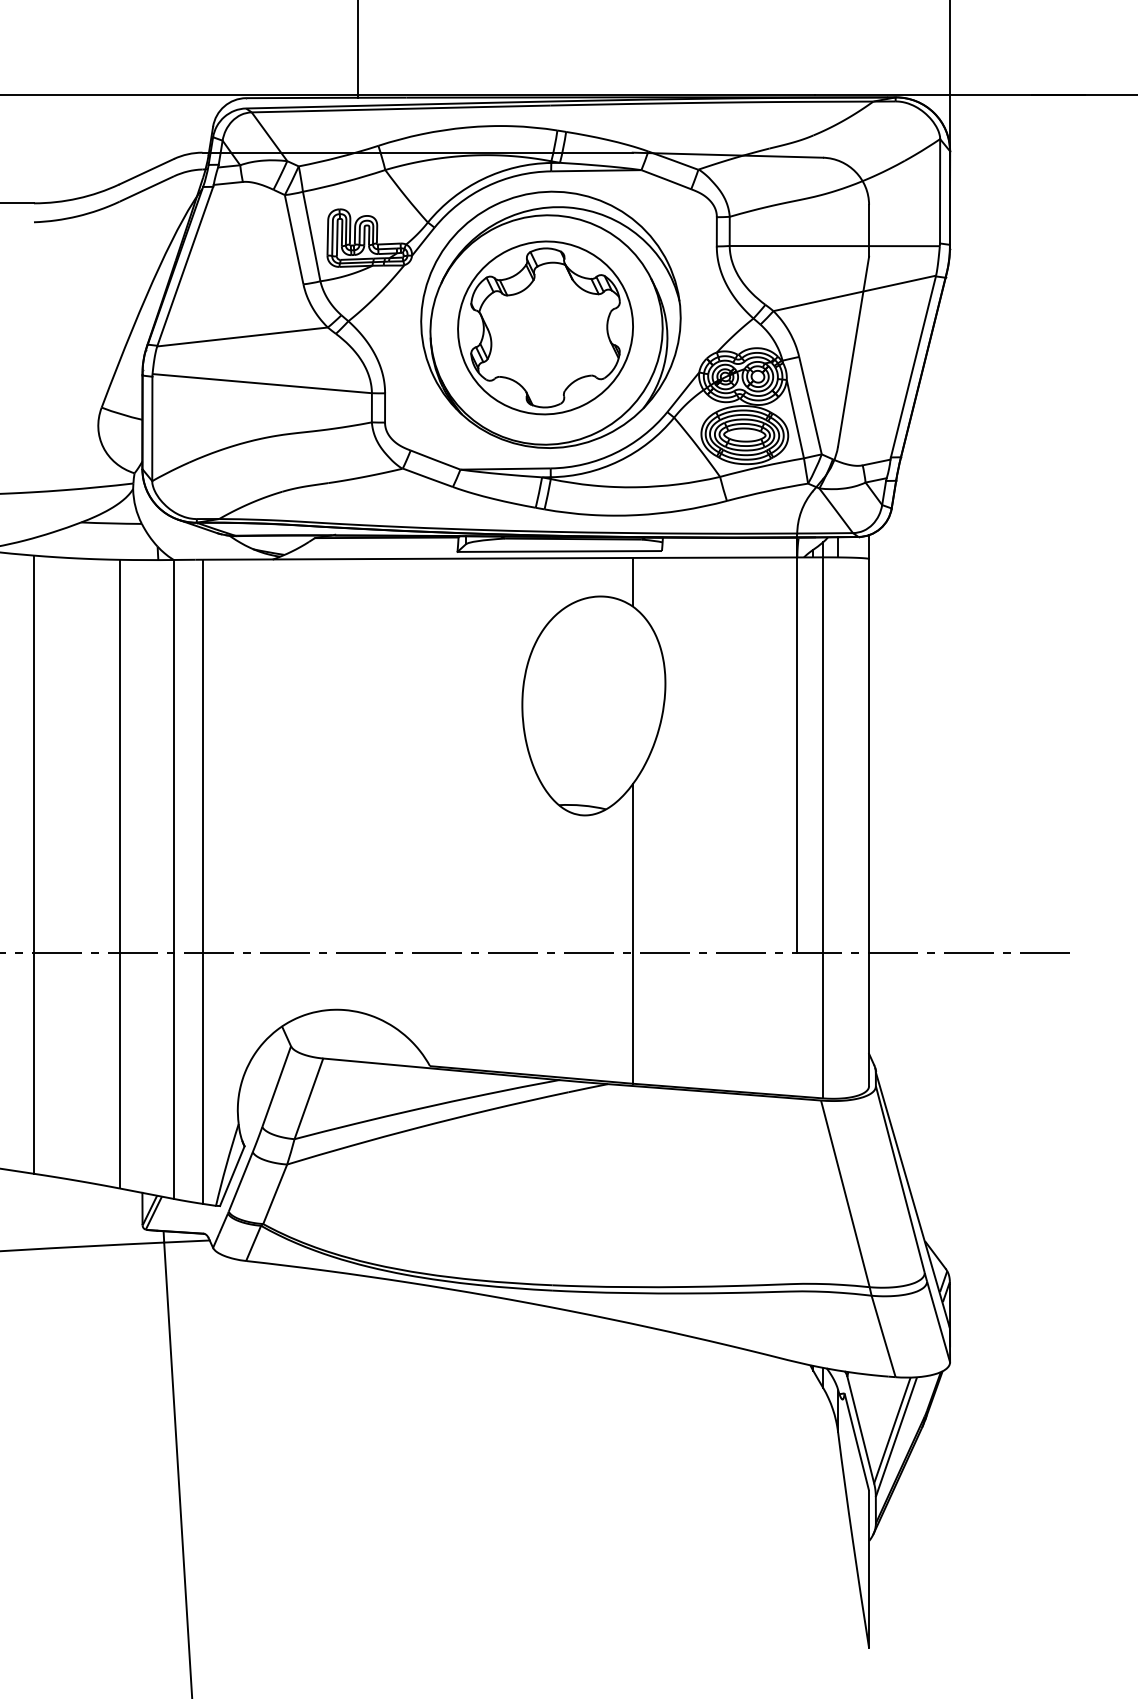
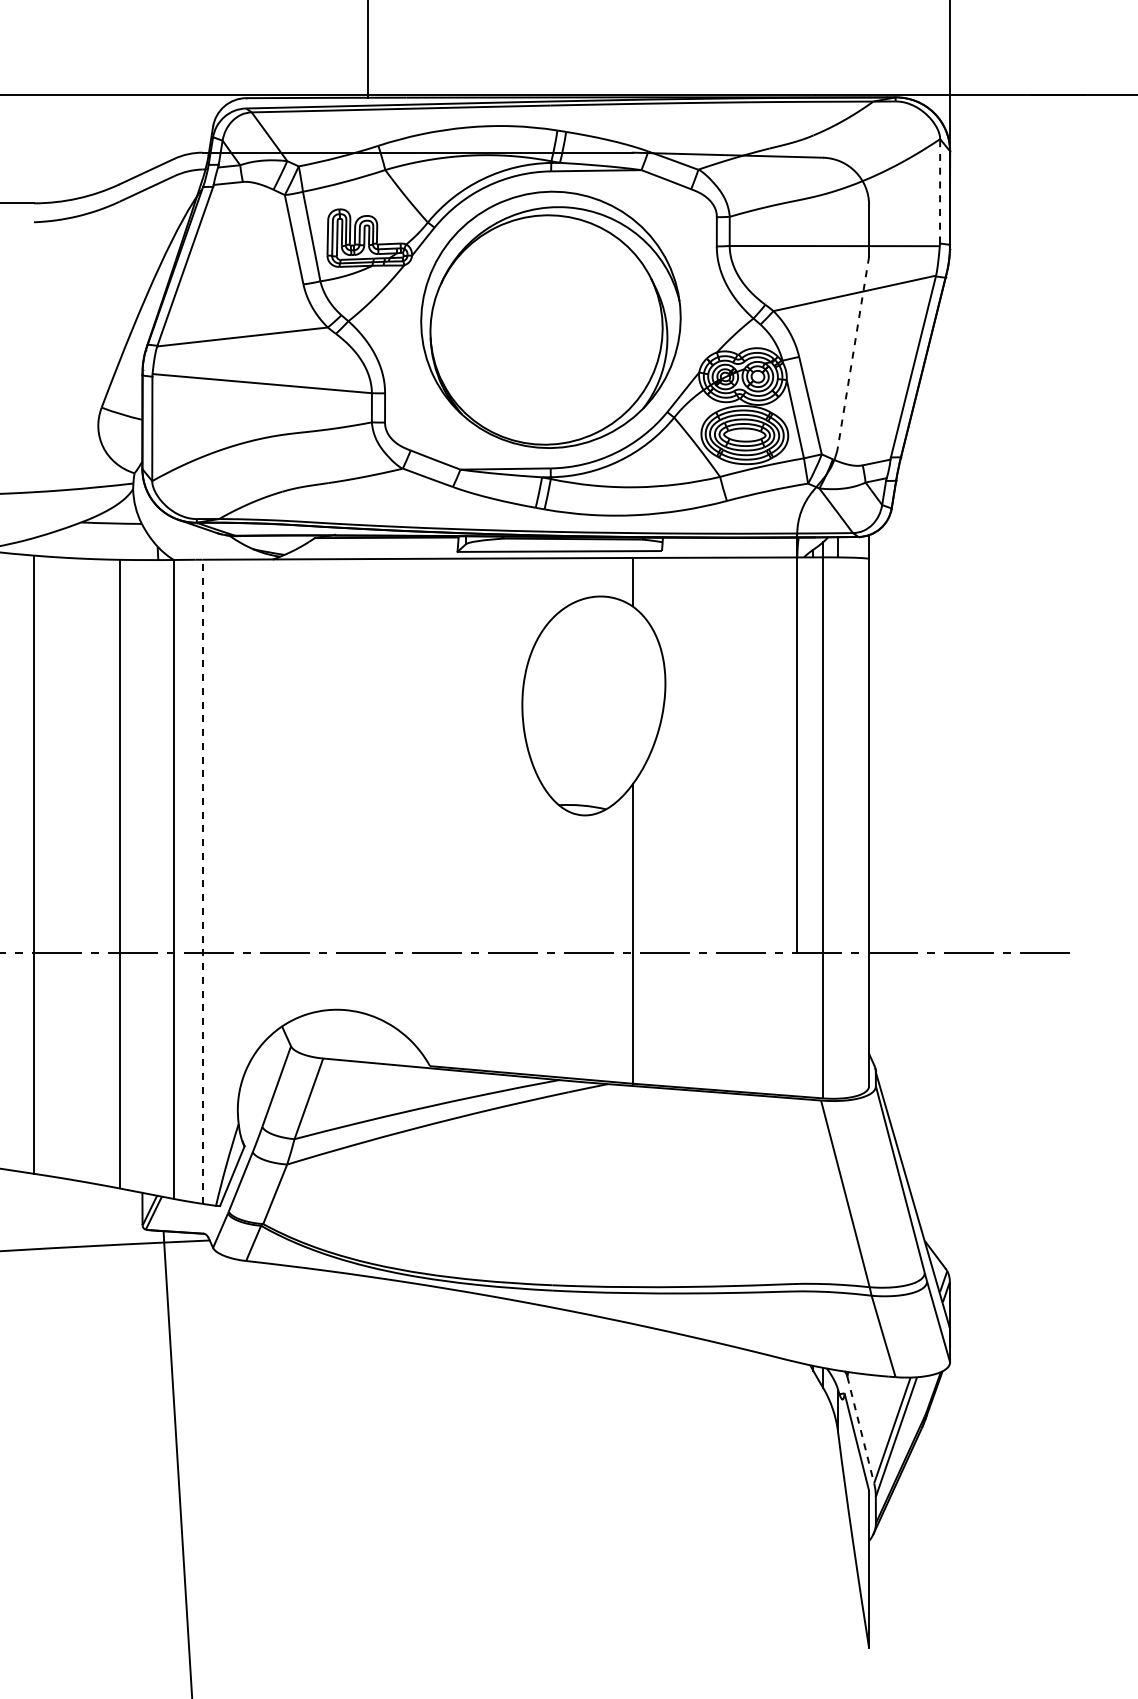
line position: (358, 50) -> (368, 50) (368, 50)
line: solid -> dashed (940, 190)
part: present -> none (545, 327)
line: solid -> dashed (853, 352)
line: solid -> dashed (202, 881)
line: solid -> dashed (860, 1430)
